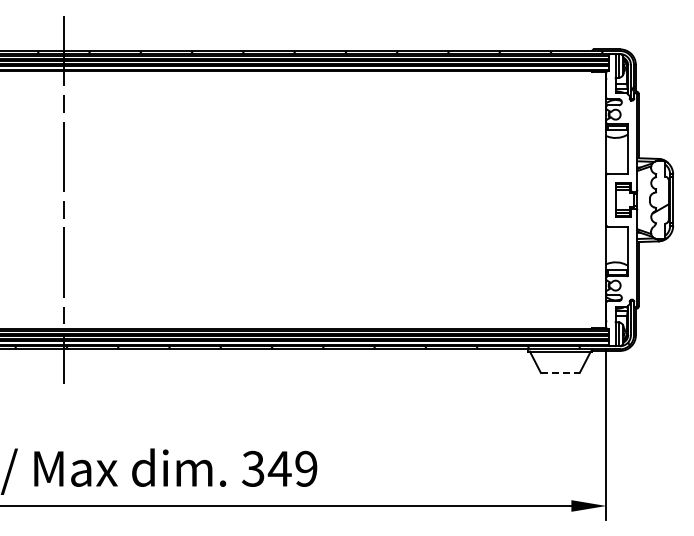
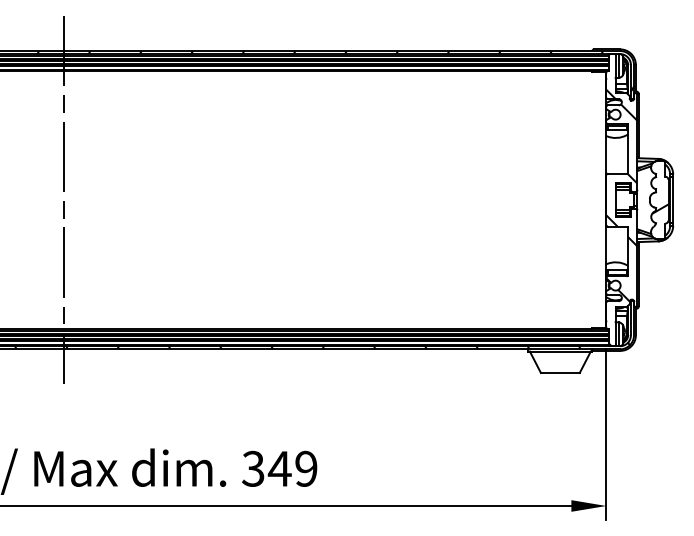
hatch: none -> present (621, 217)
line: dashed -> solid (560, 372)
